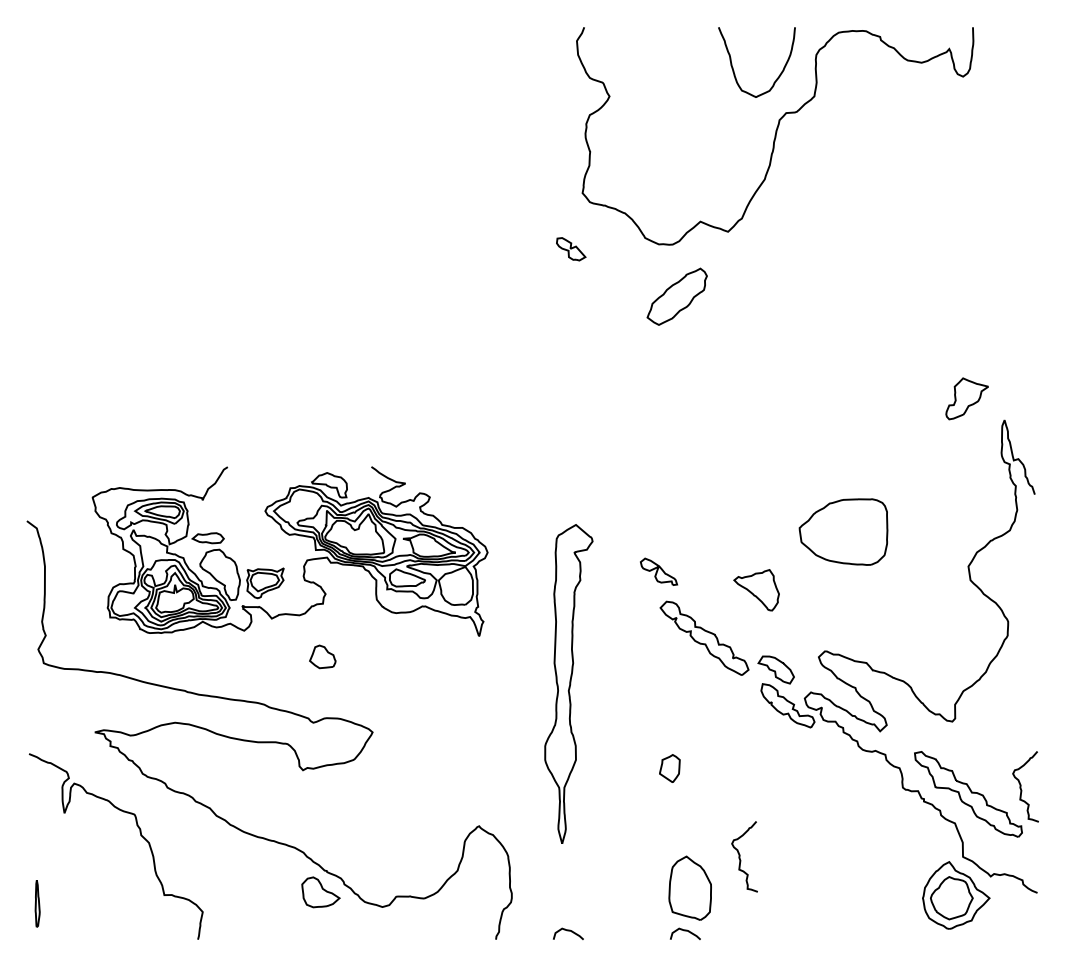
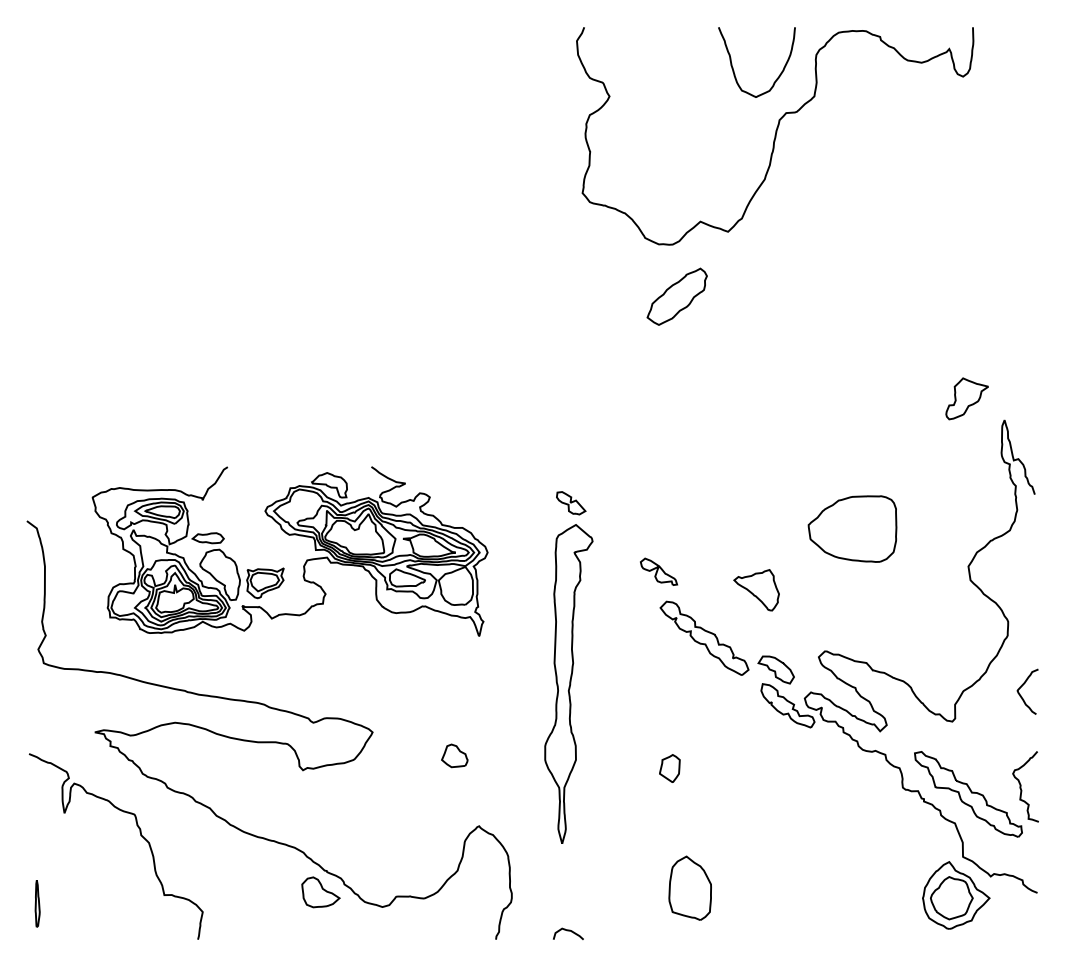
part position: (571, 249) -> (571, 503) (571, 503)
part position: (843, 531) -> (852, 528) (852, 528)
part position: (322, 656) -> (454, 755) (454, 755)
curve: none -> present (1022, 686)
curve: present -> none (740, 856)
curve: present -> none (684, 931)
